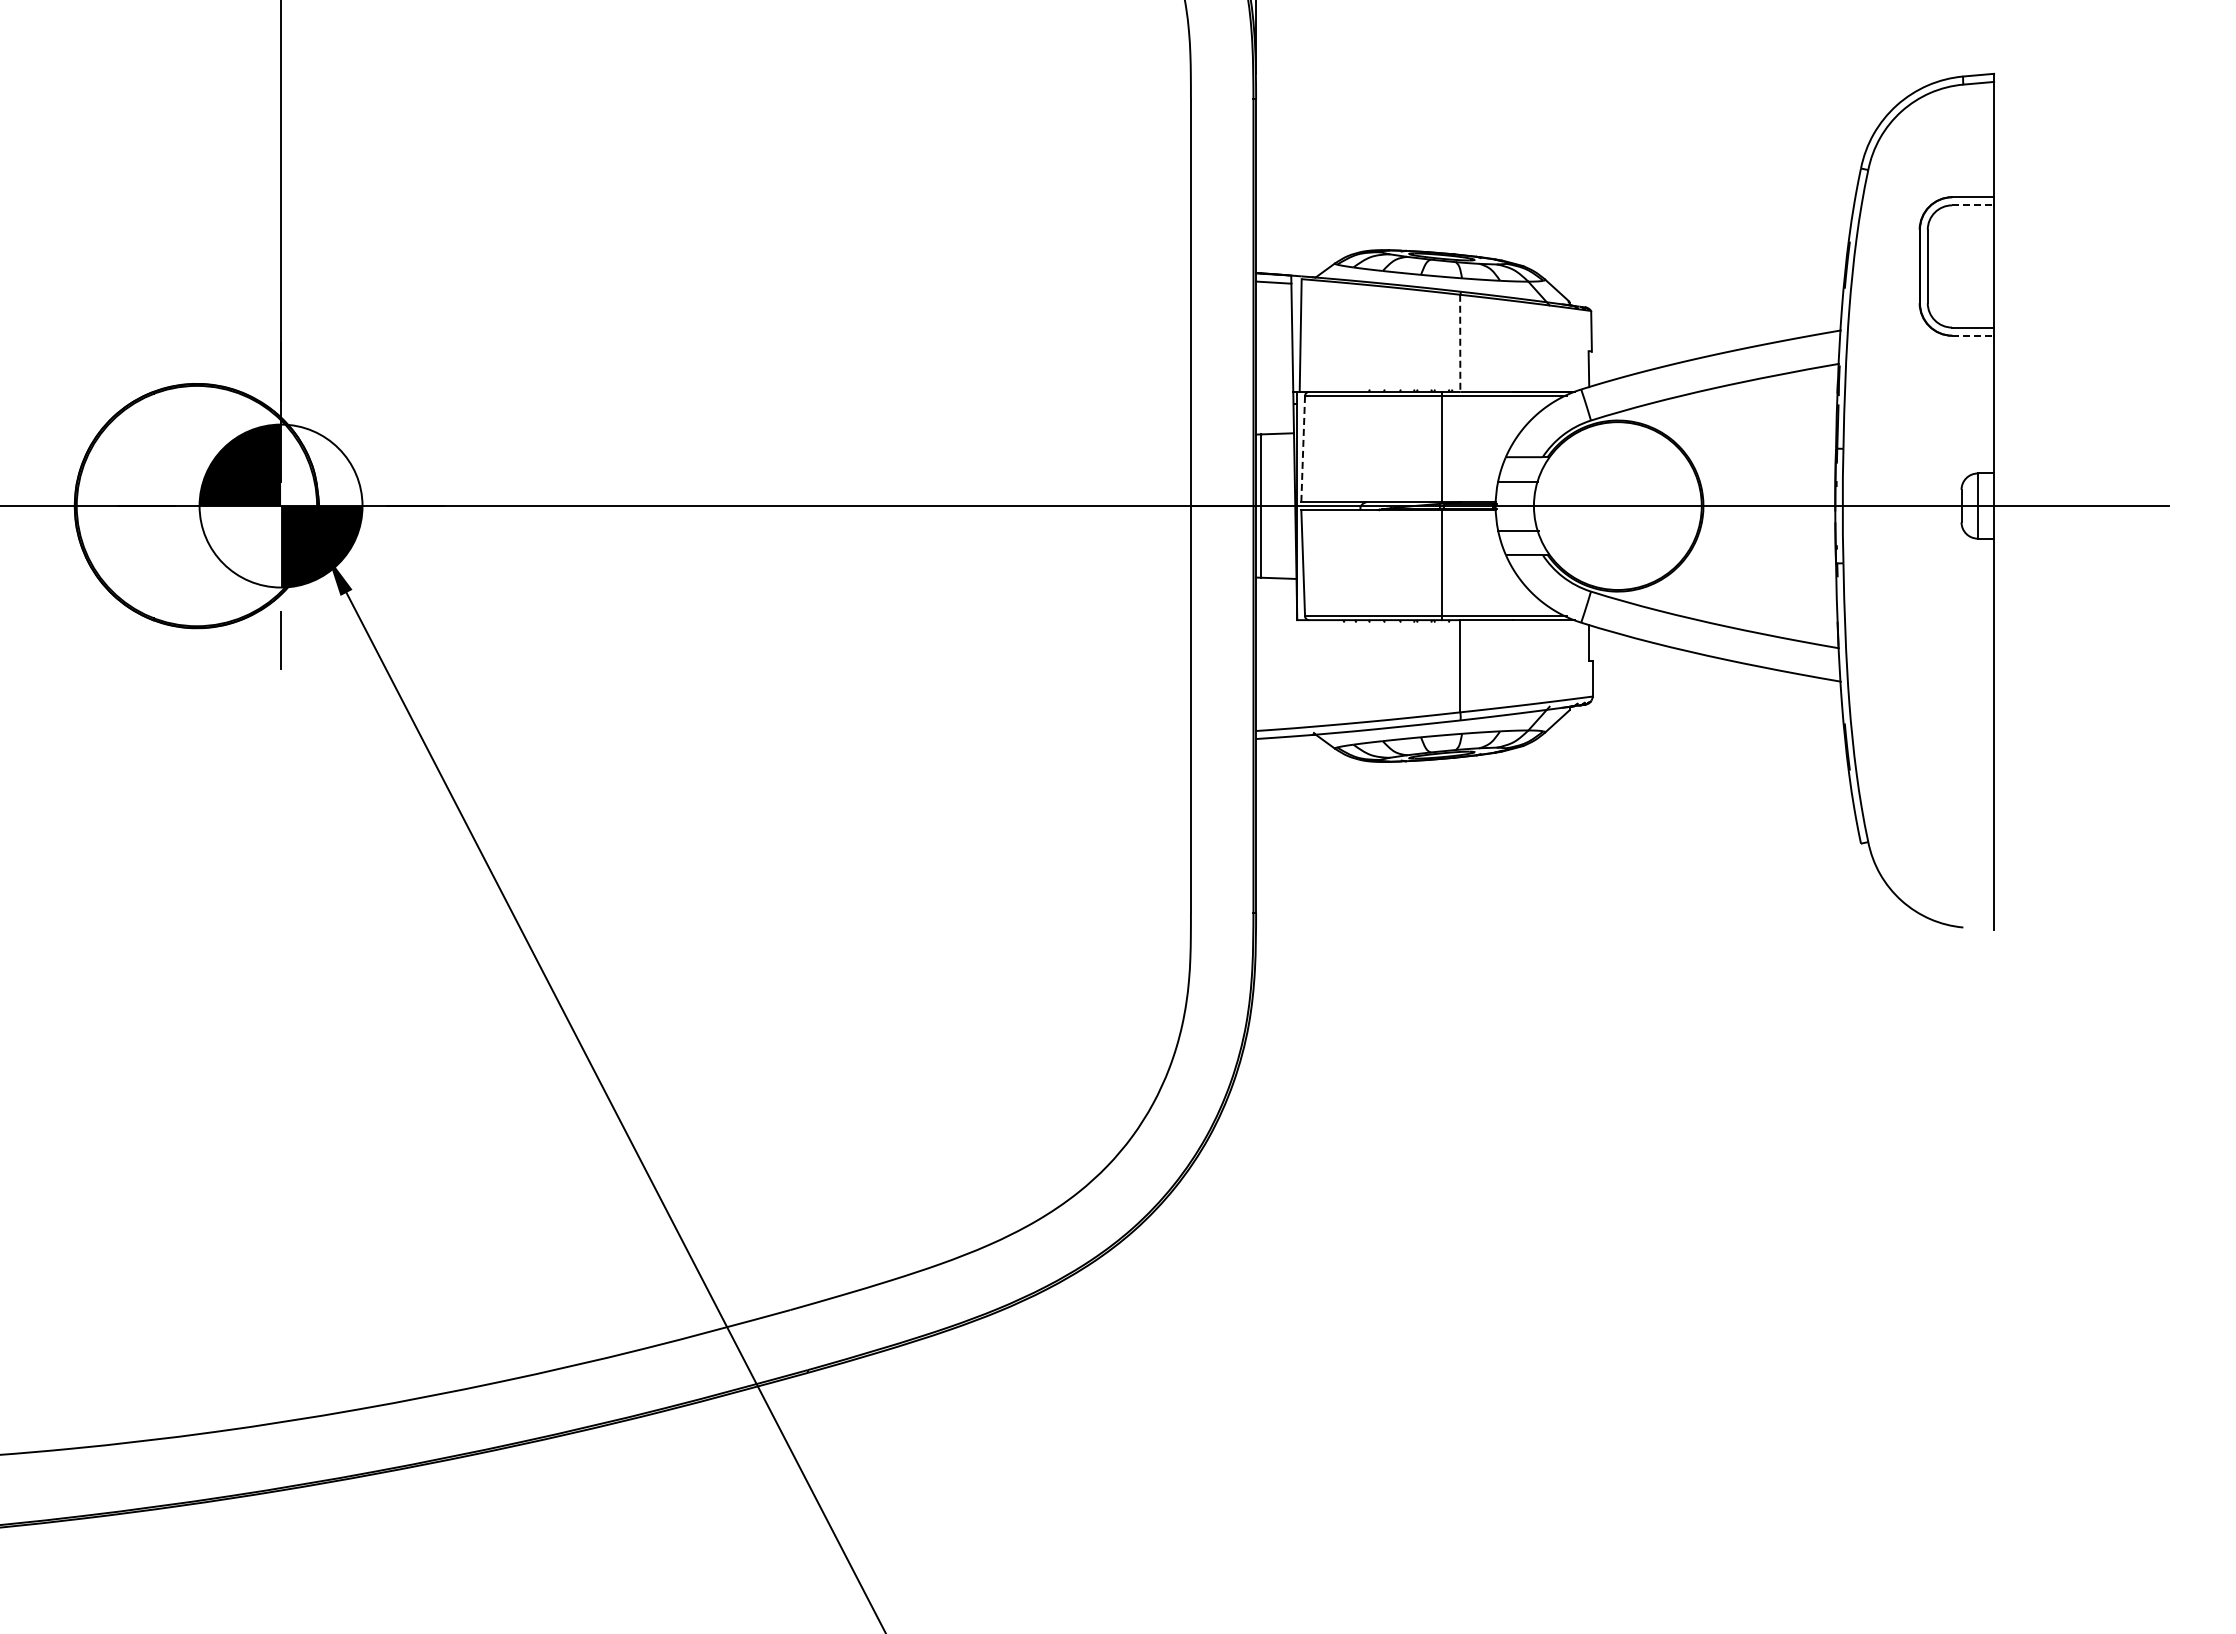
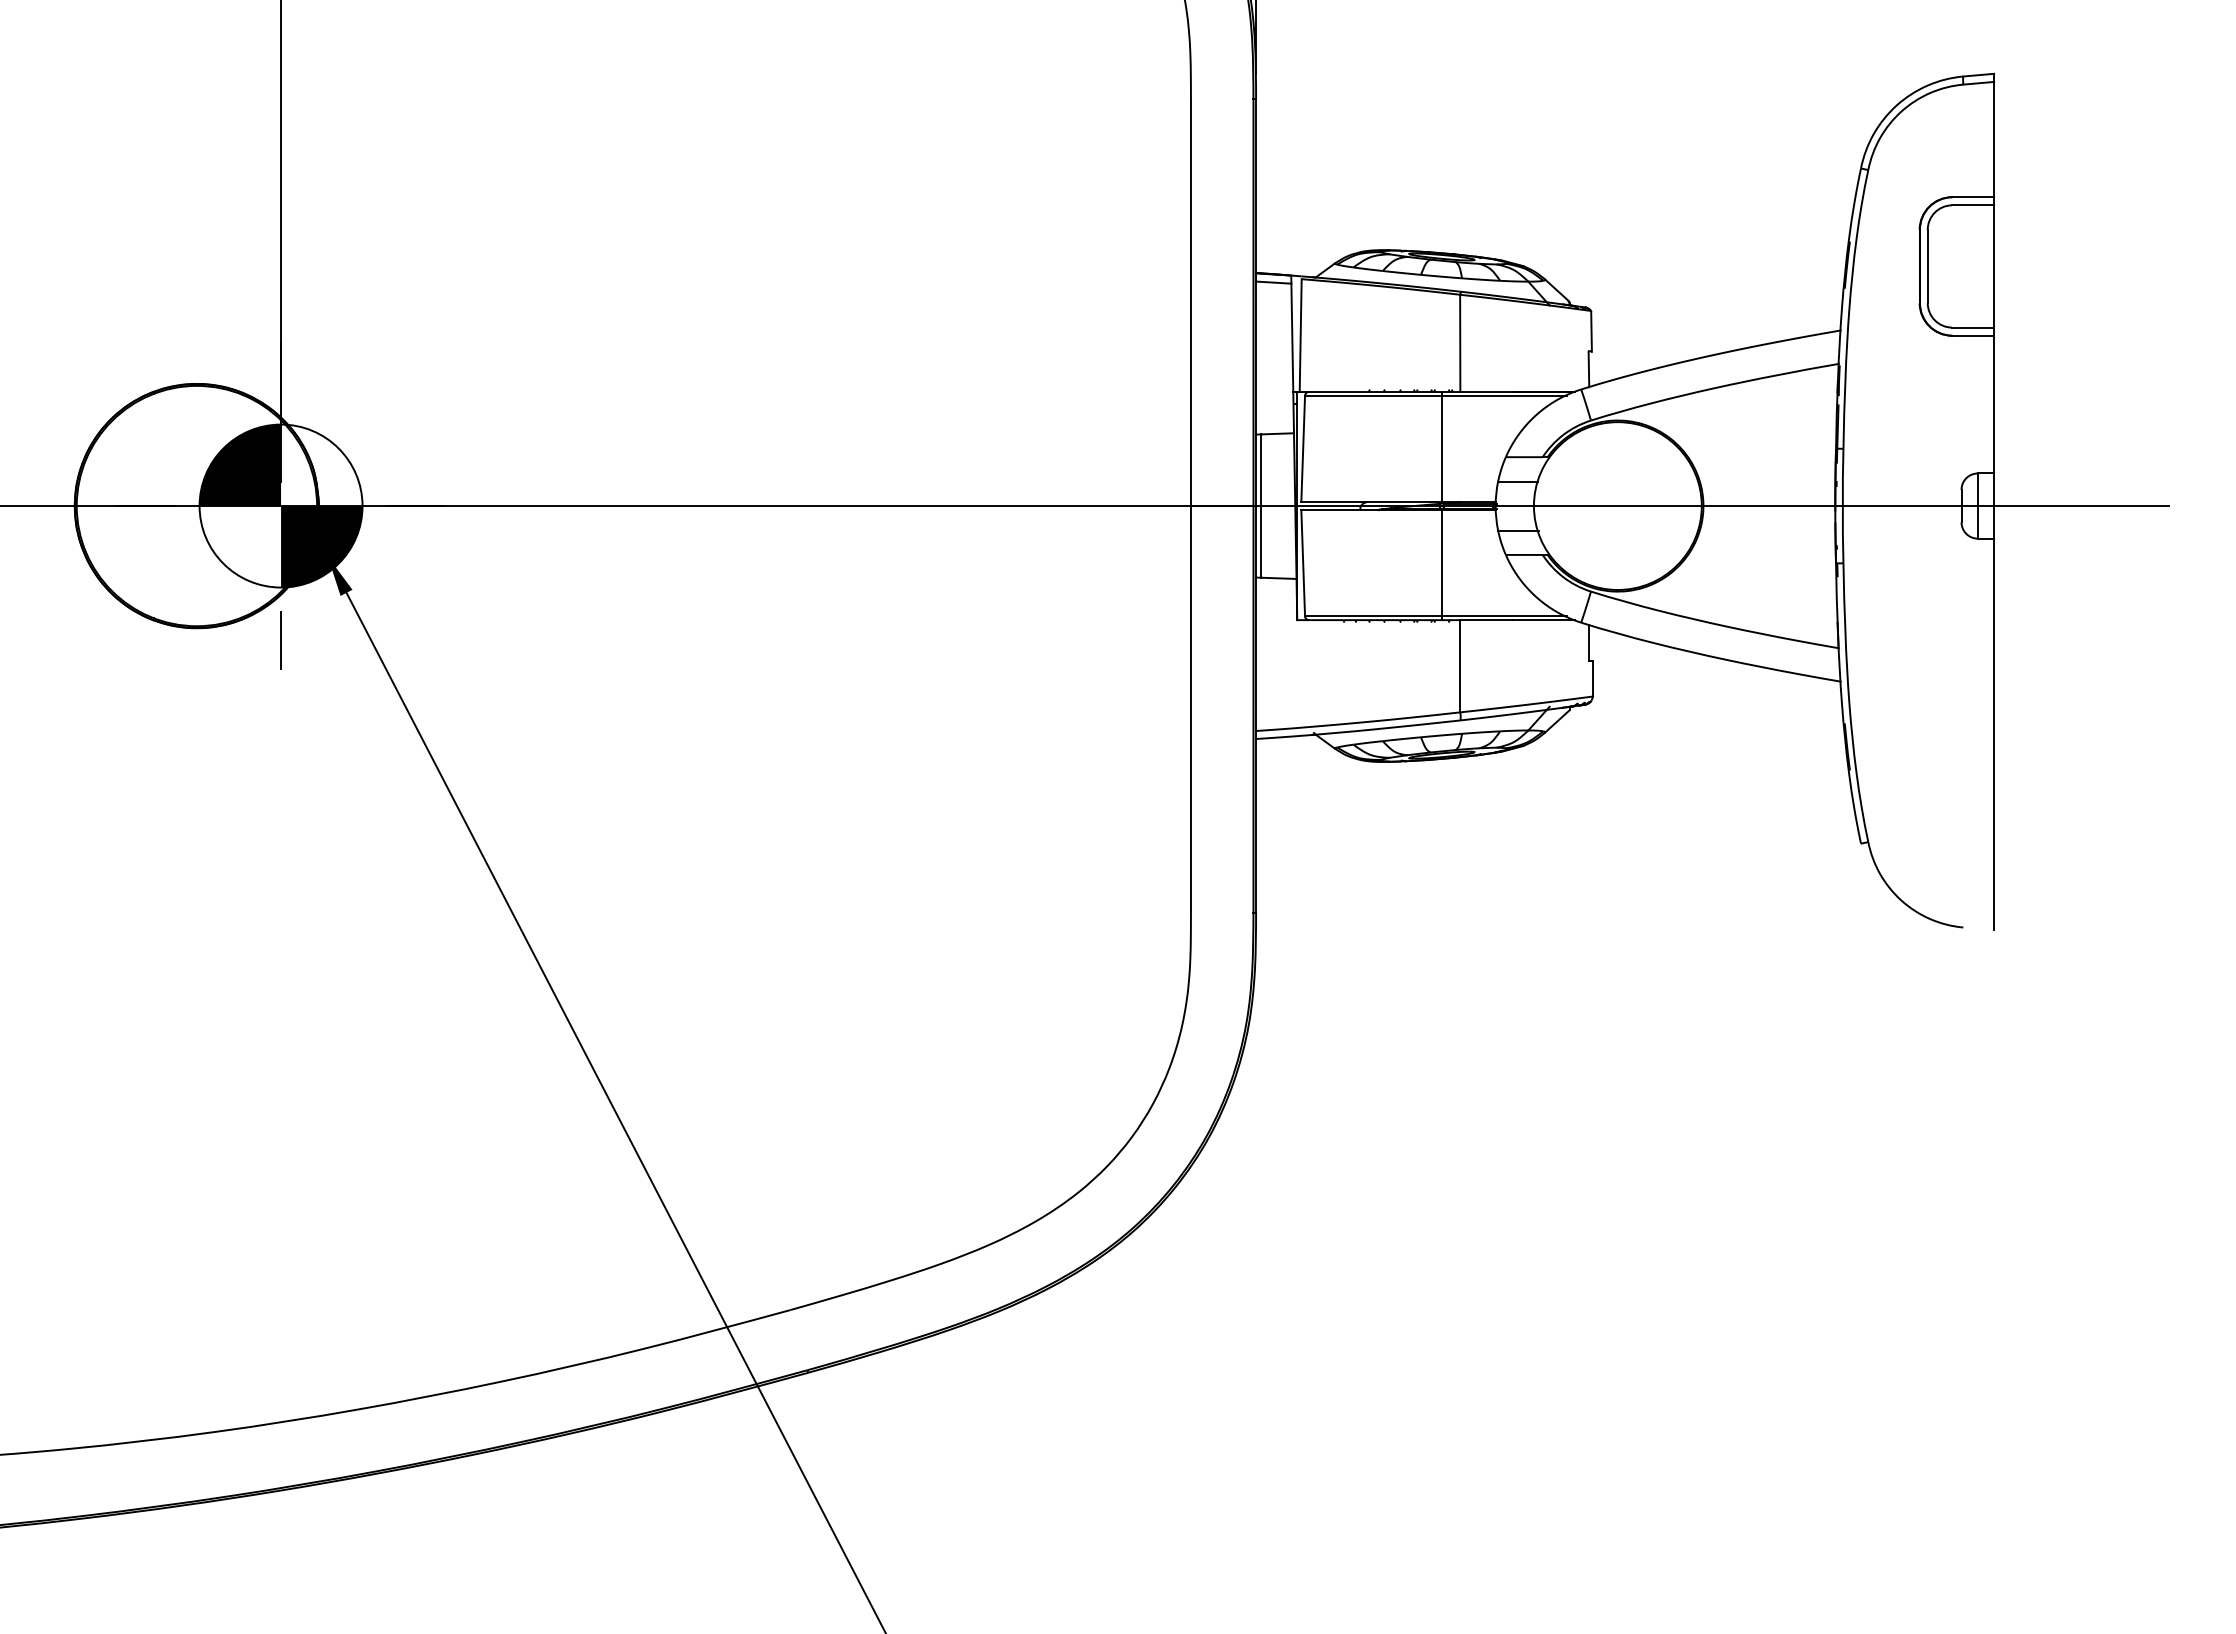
line: dashed -> solid (1973, 205)
line: dashed -> solid (1973, 335)
line: dashed -> solid (1460, 343)
line: dashed -> solid (1303, 449)
